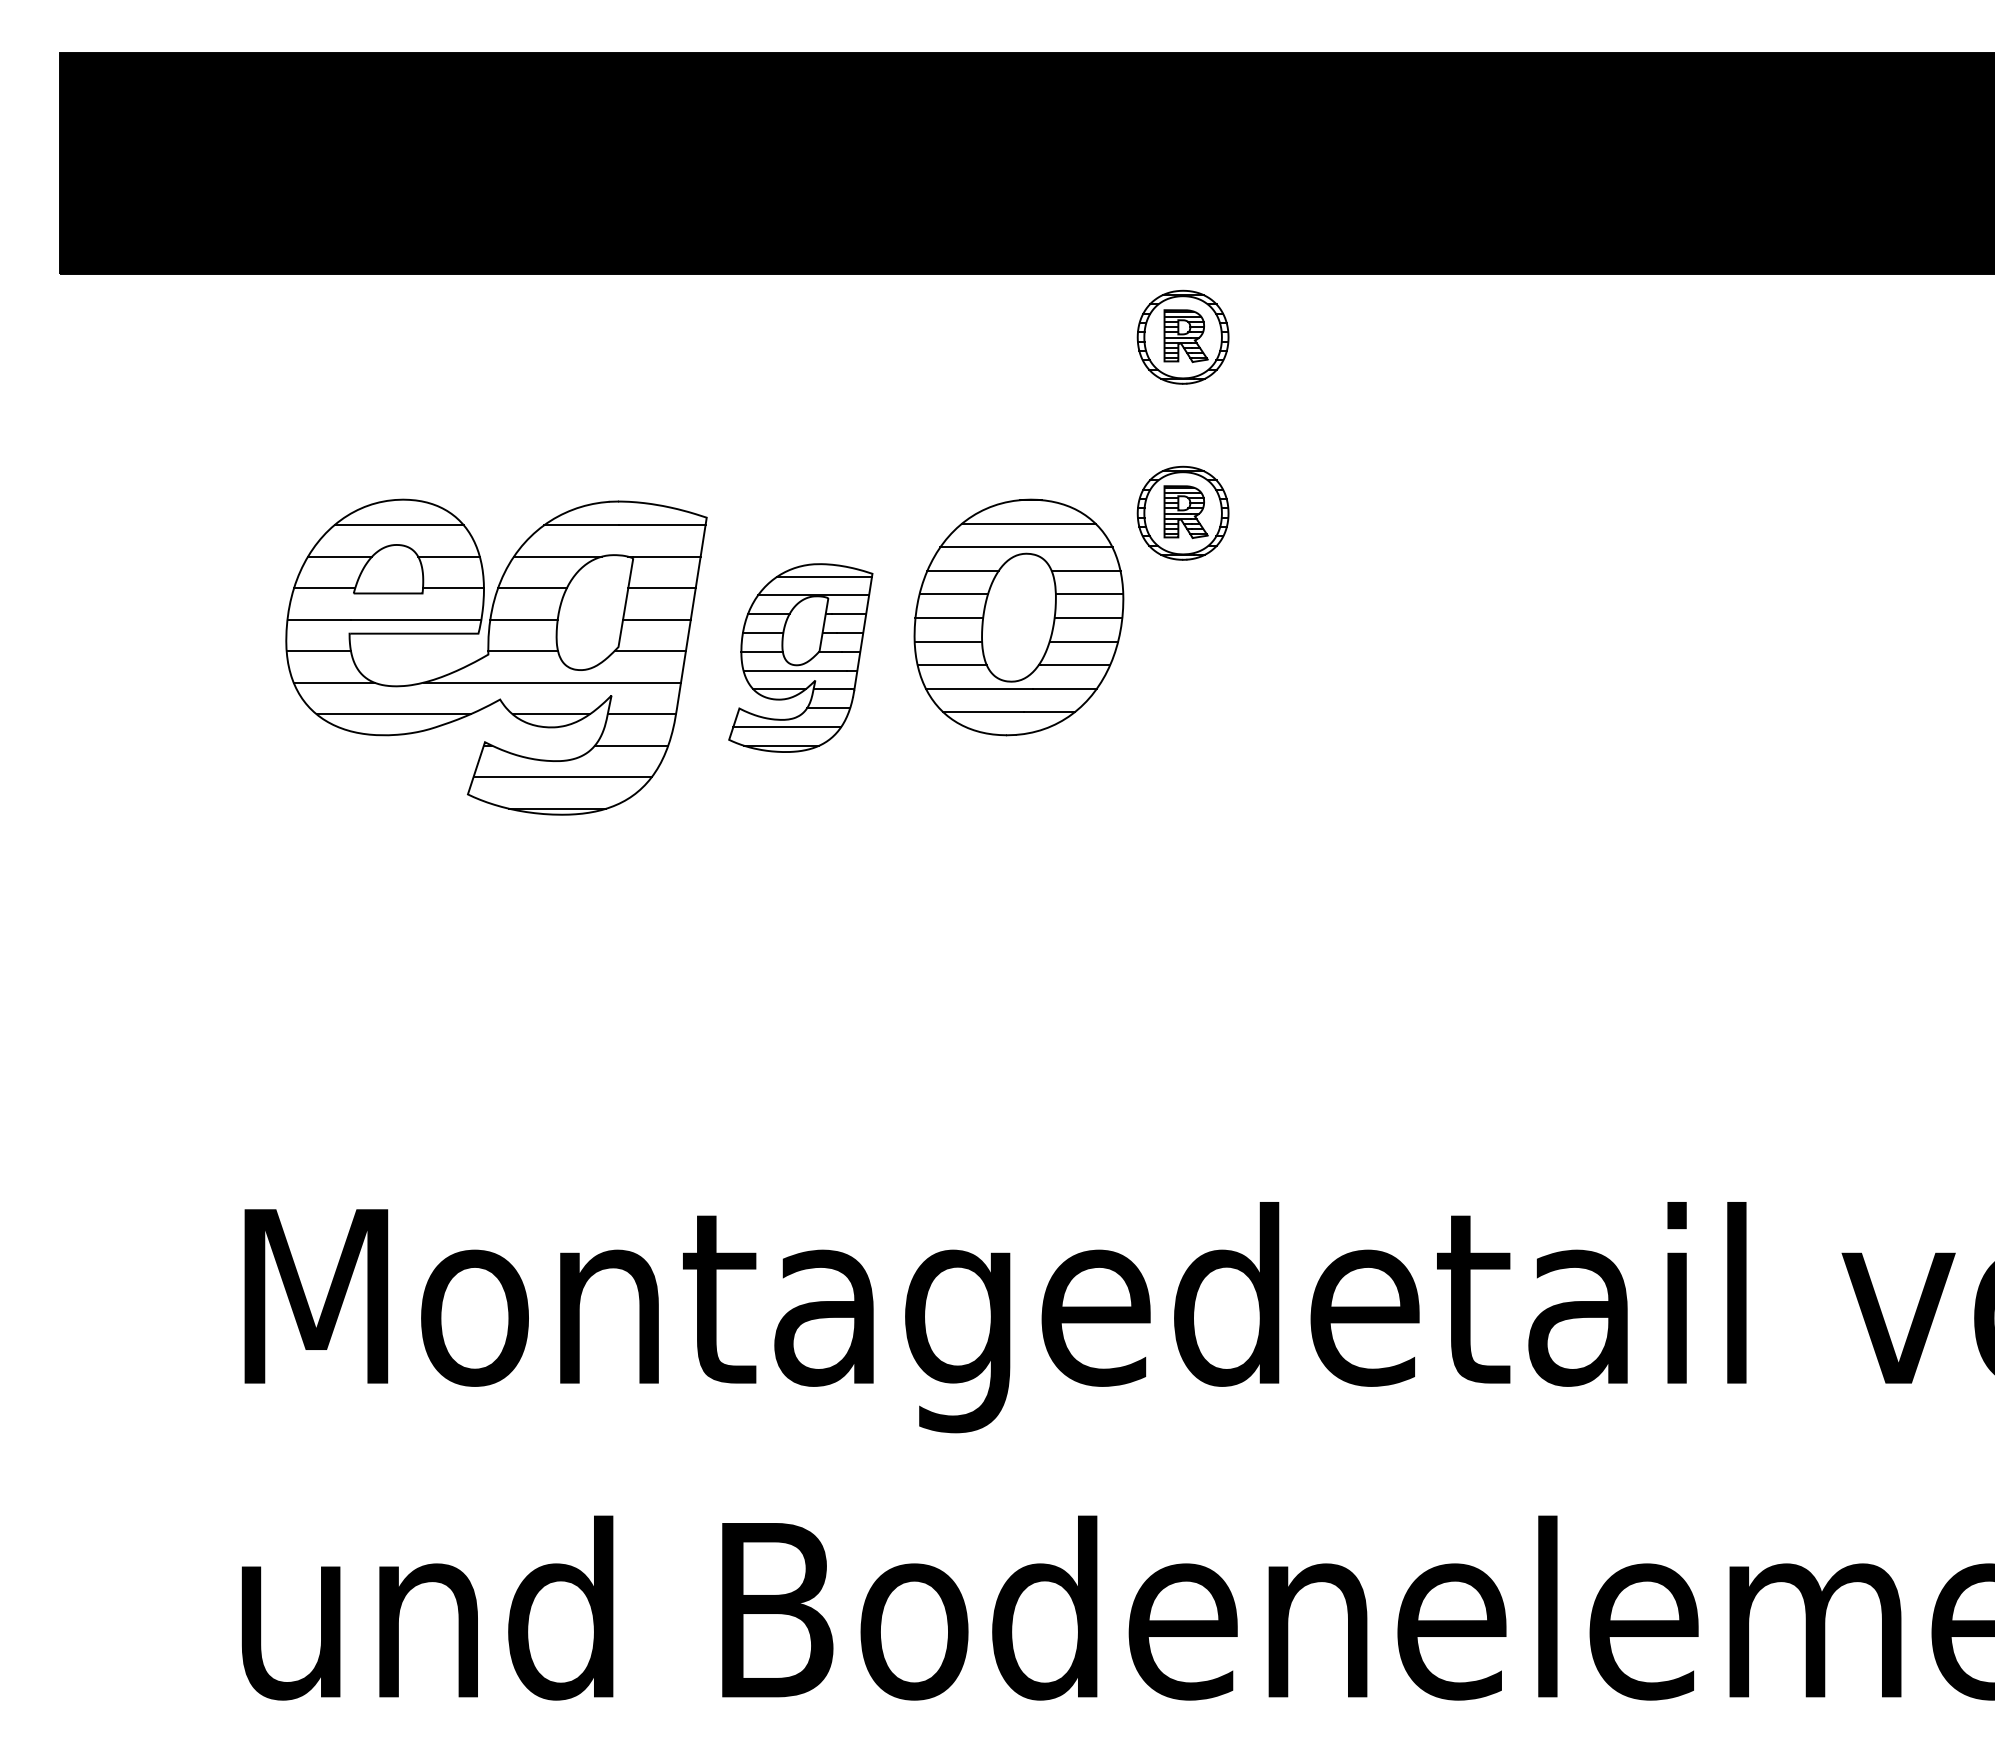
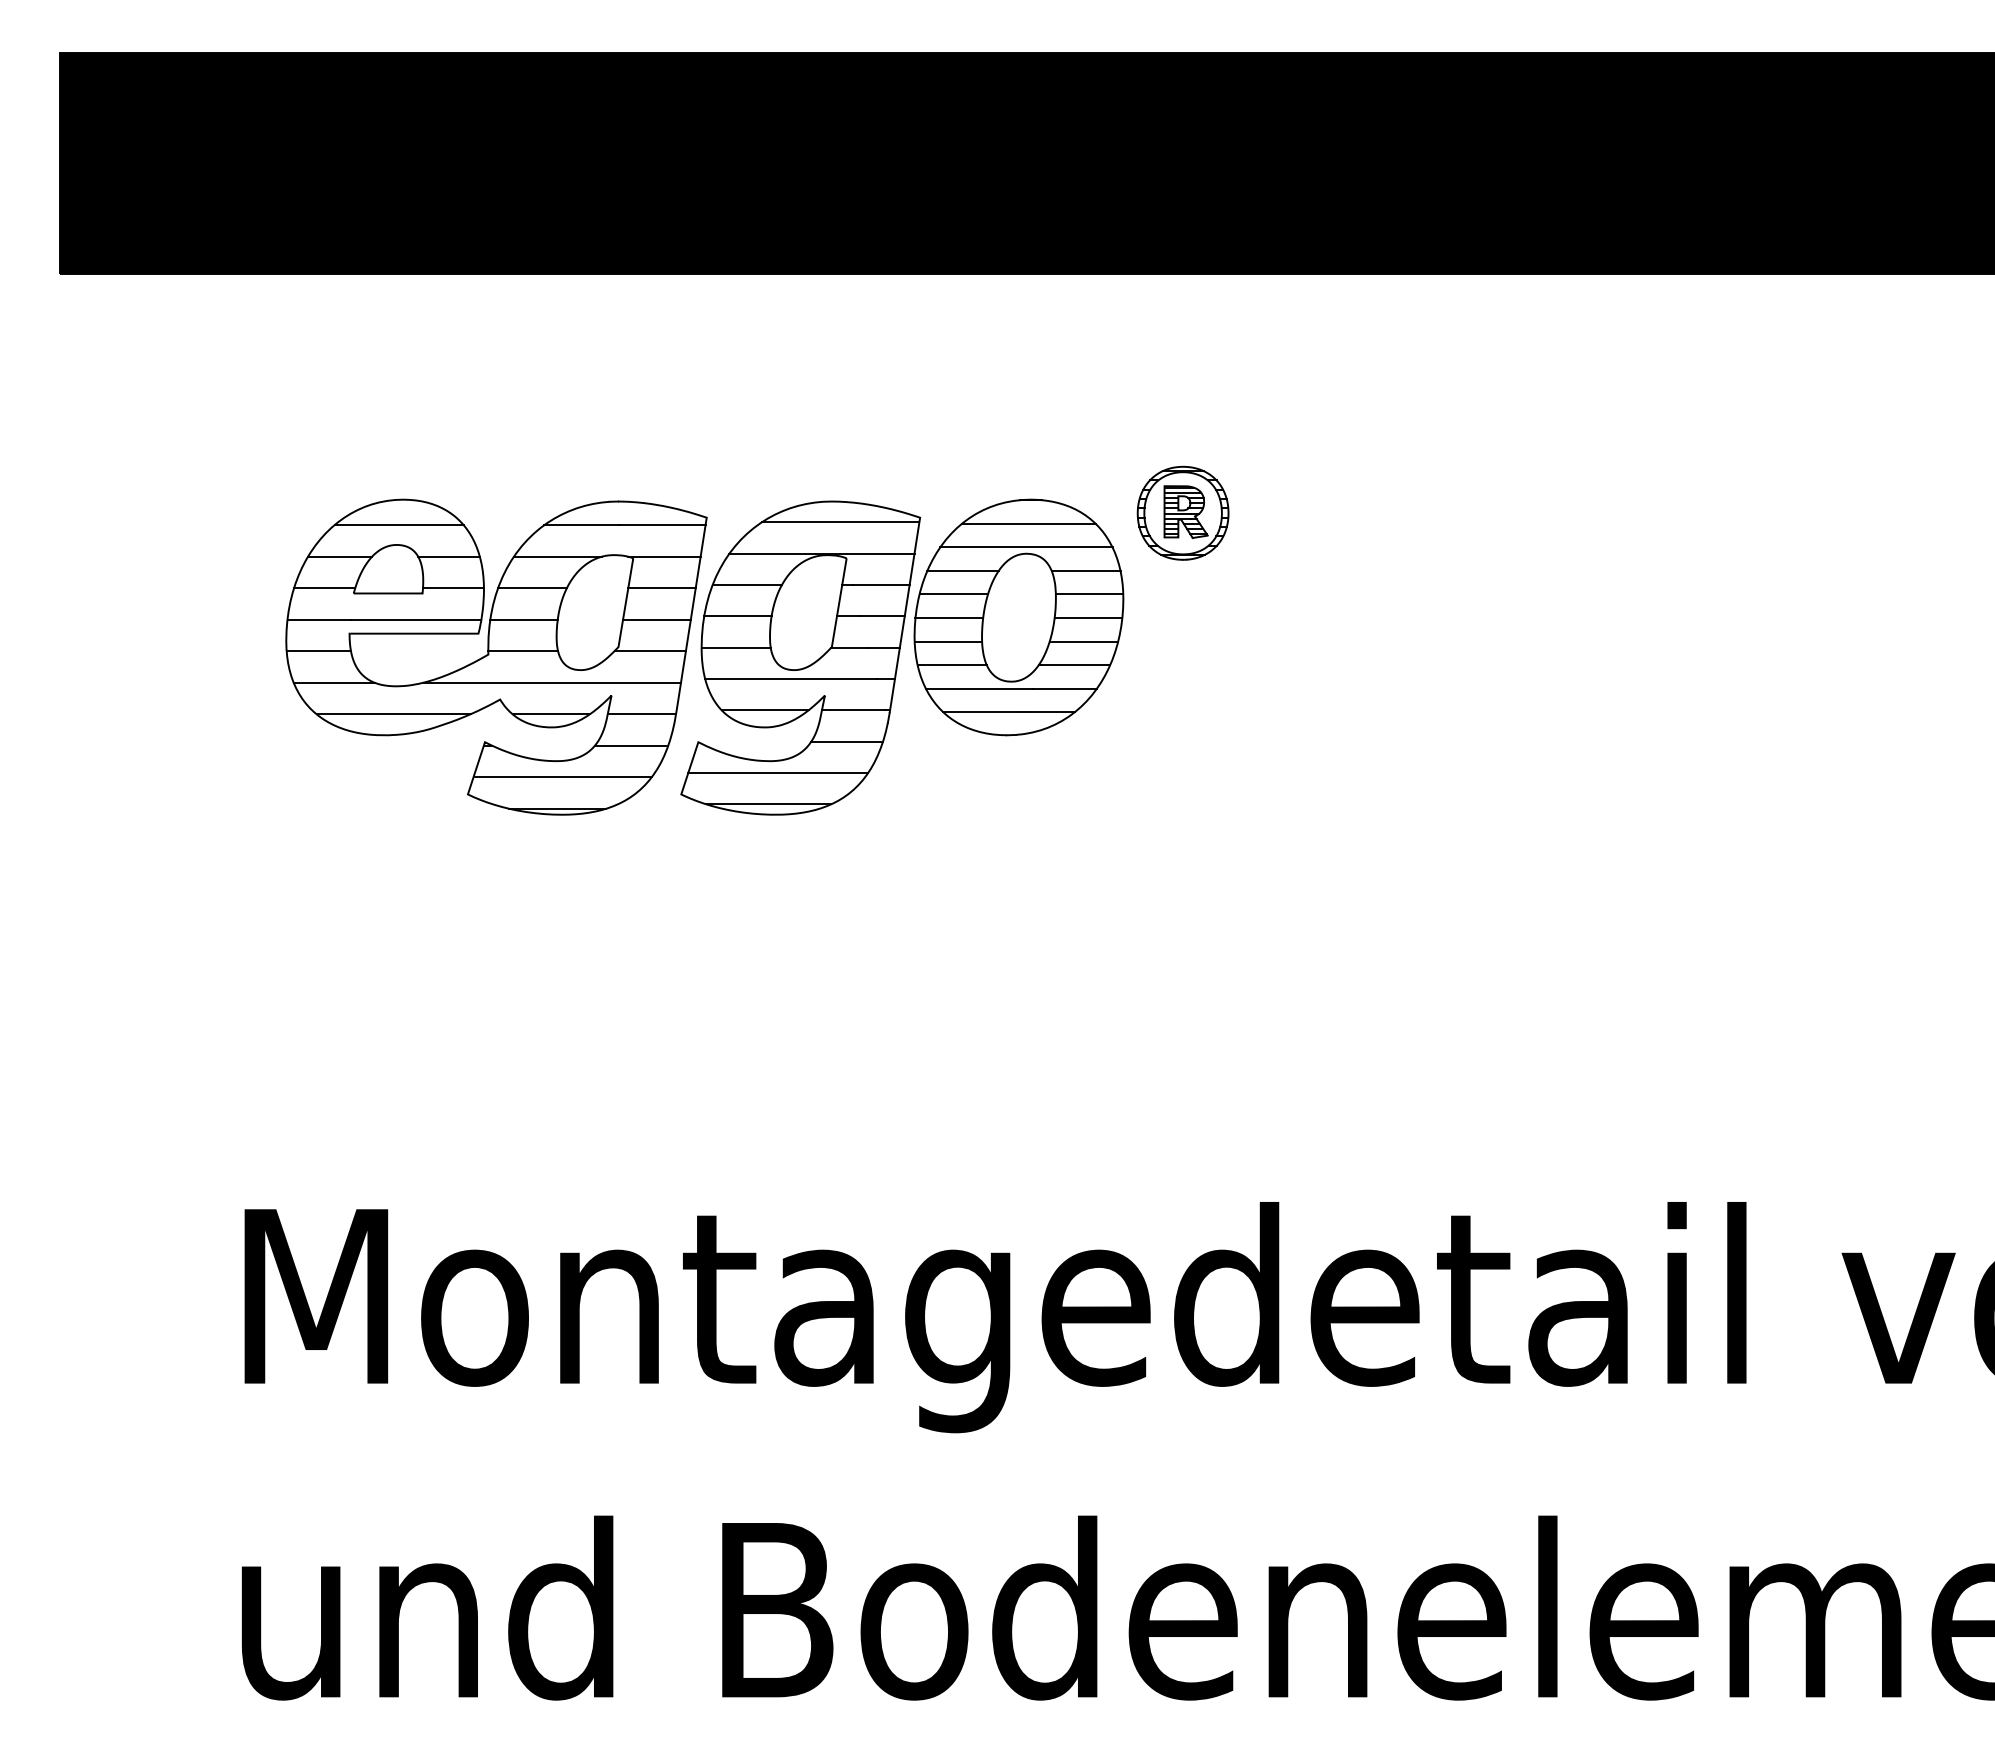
part: present -> none (1182, 336)
part size: 146x190 px -> 242x316 px (800, 657)
